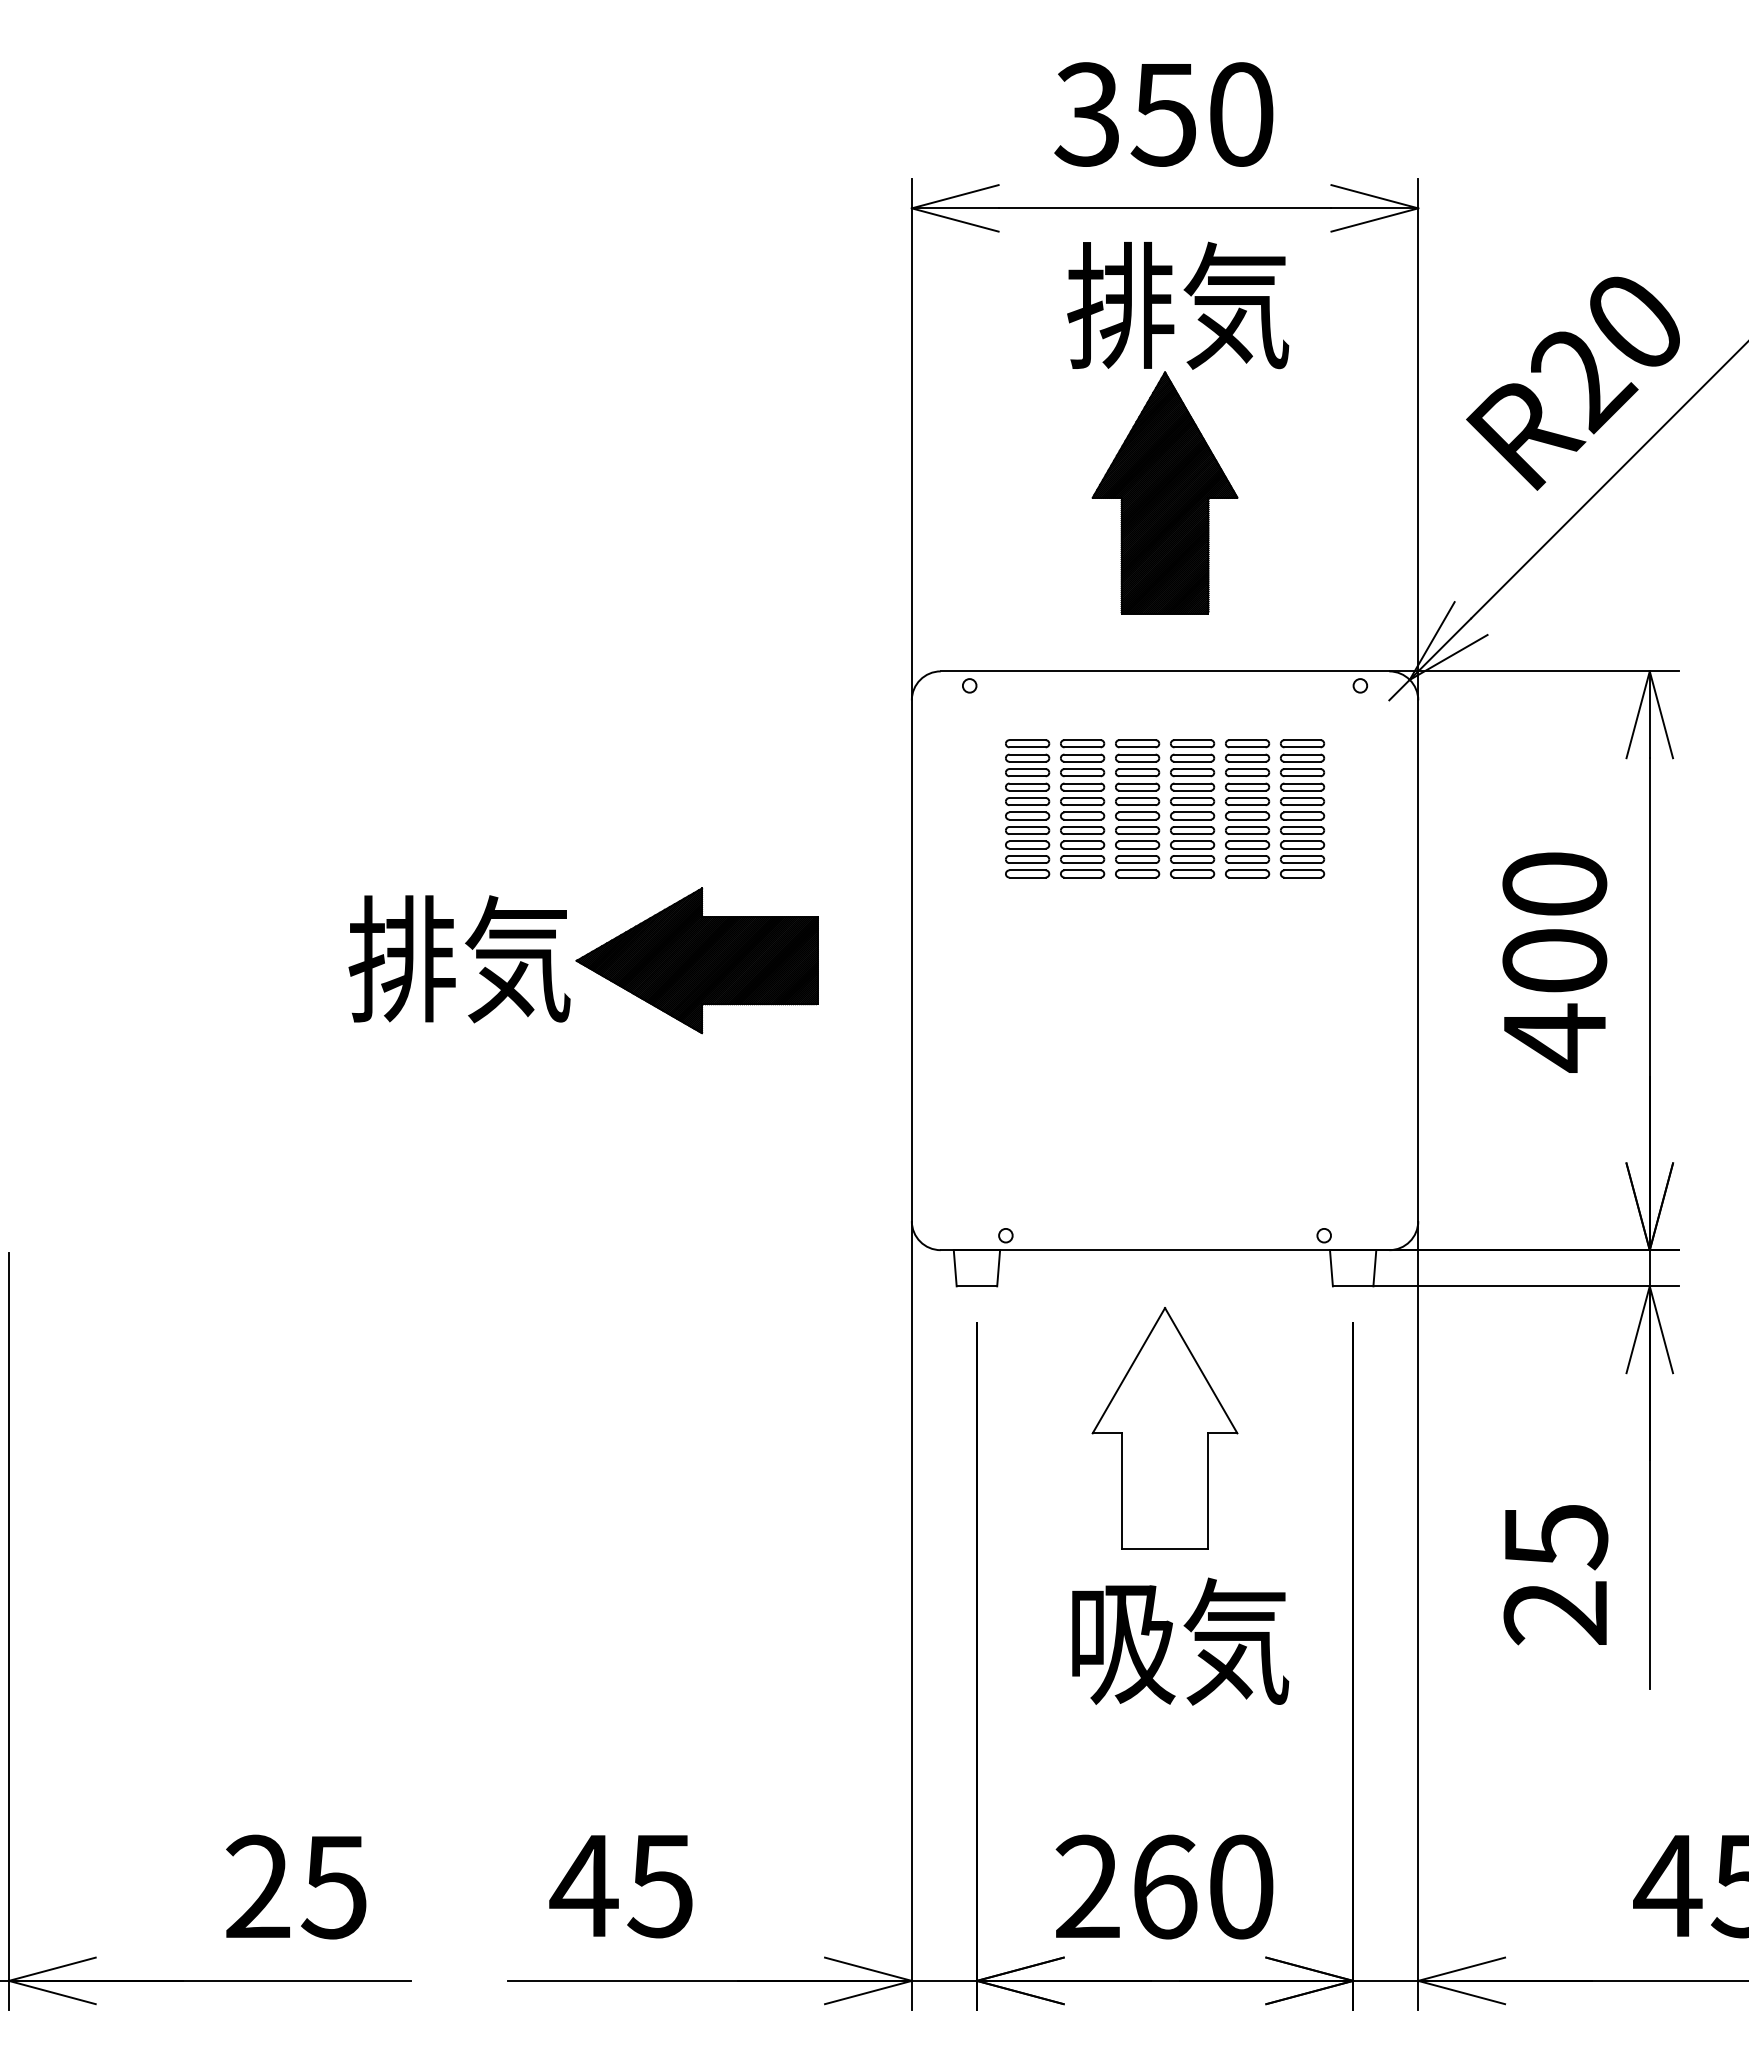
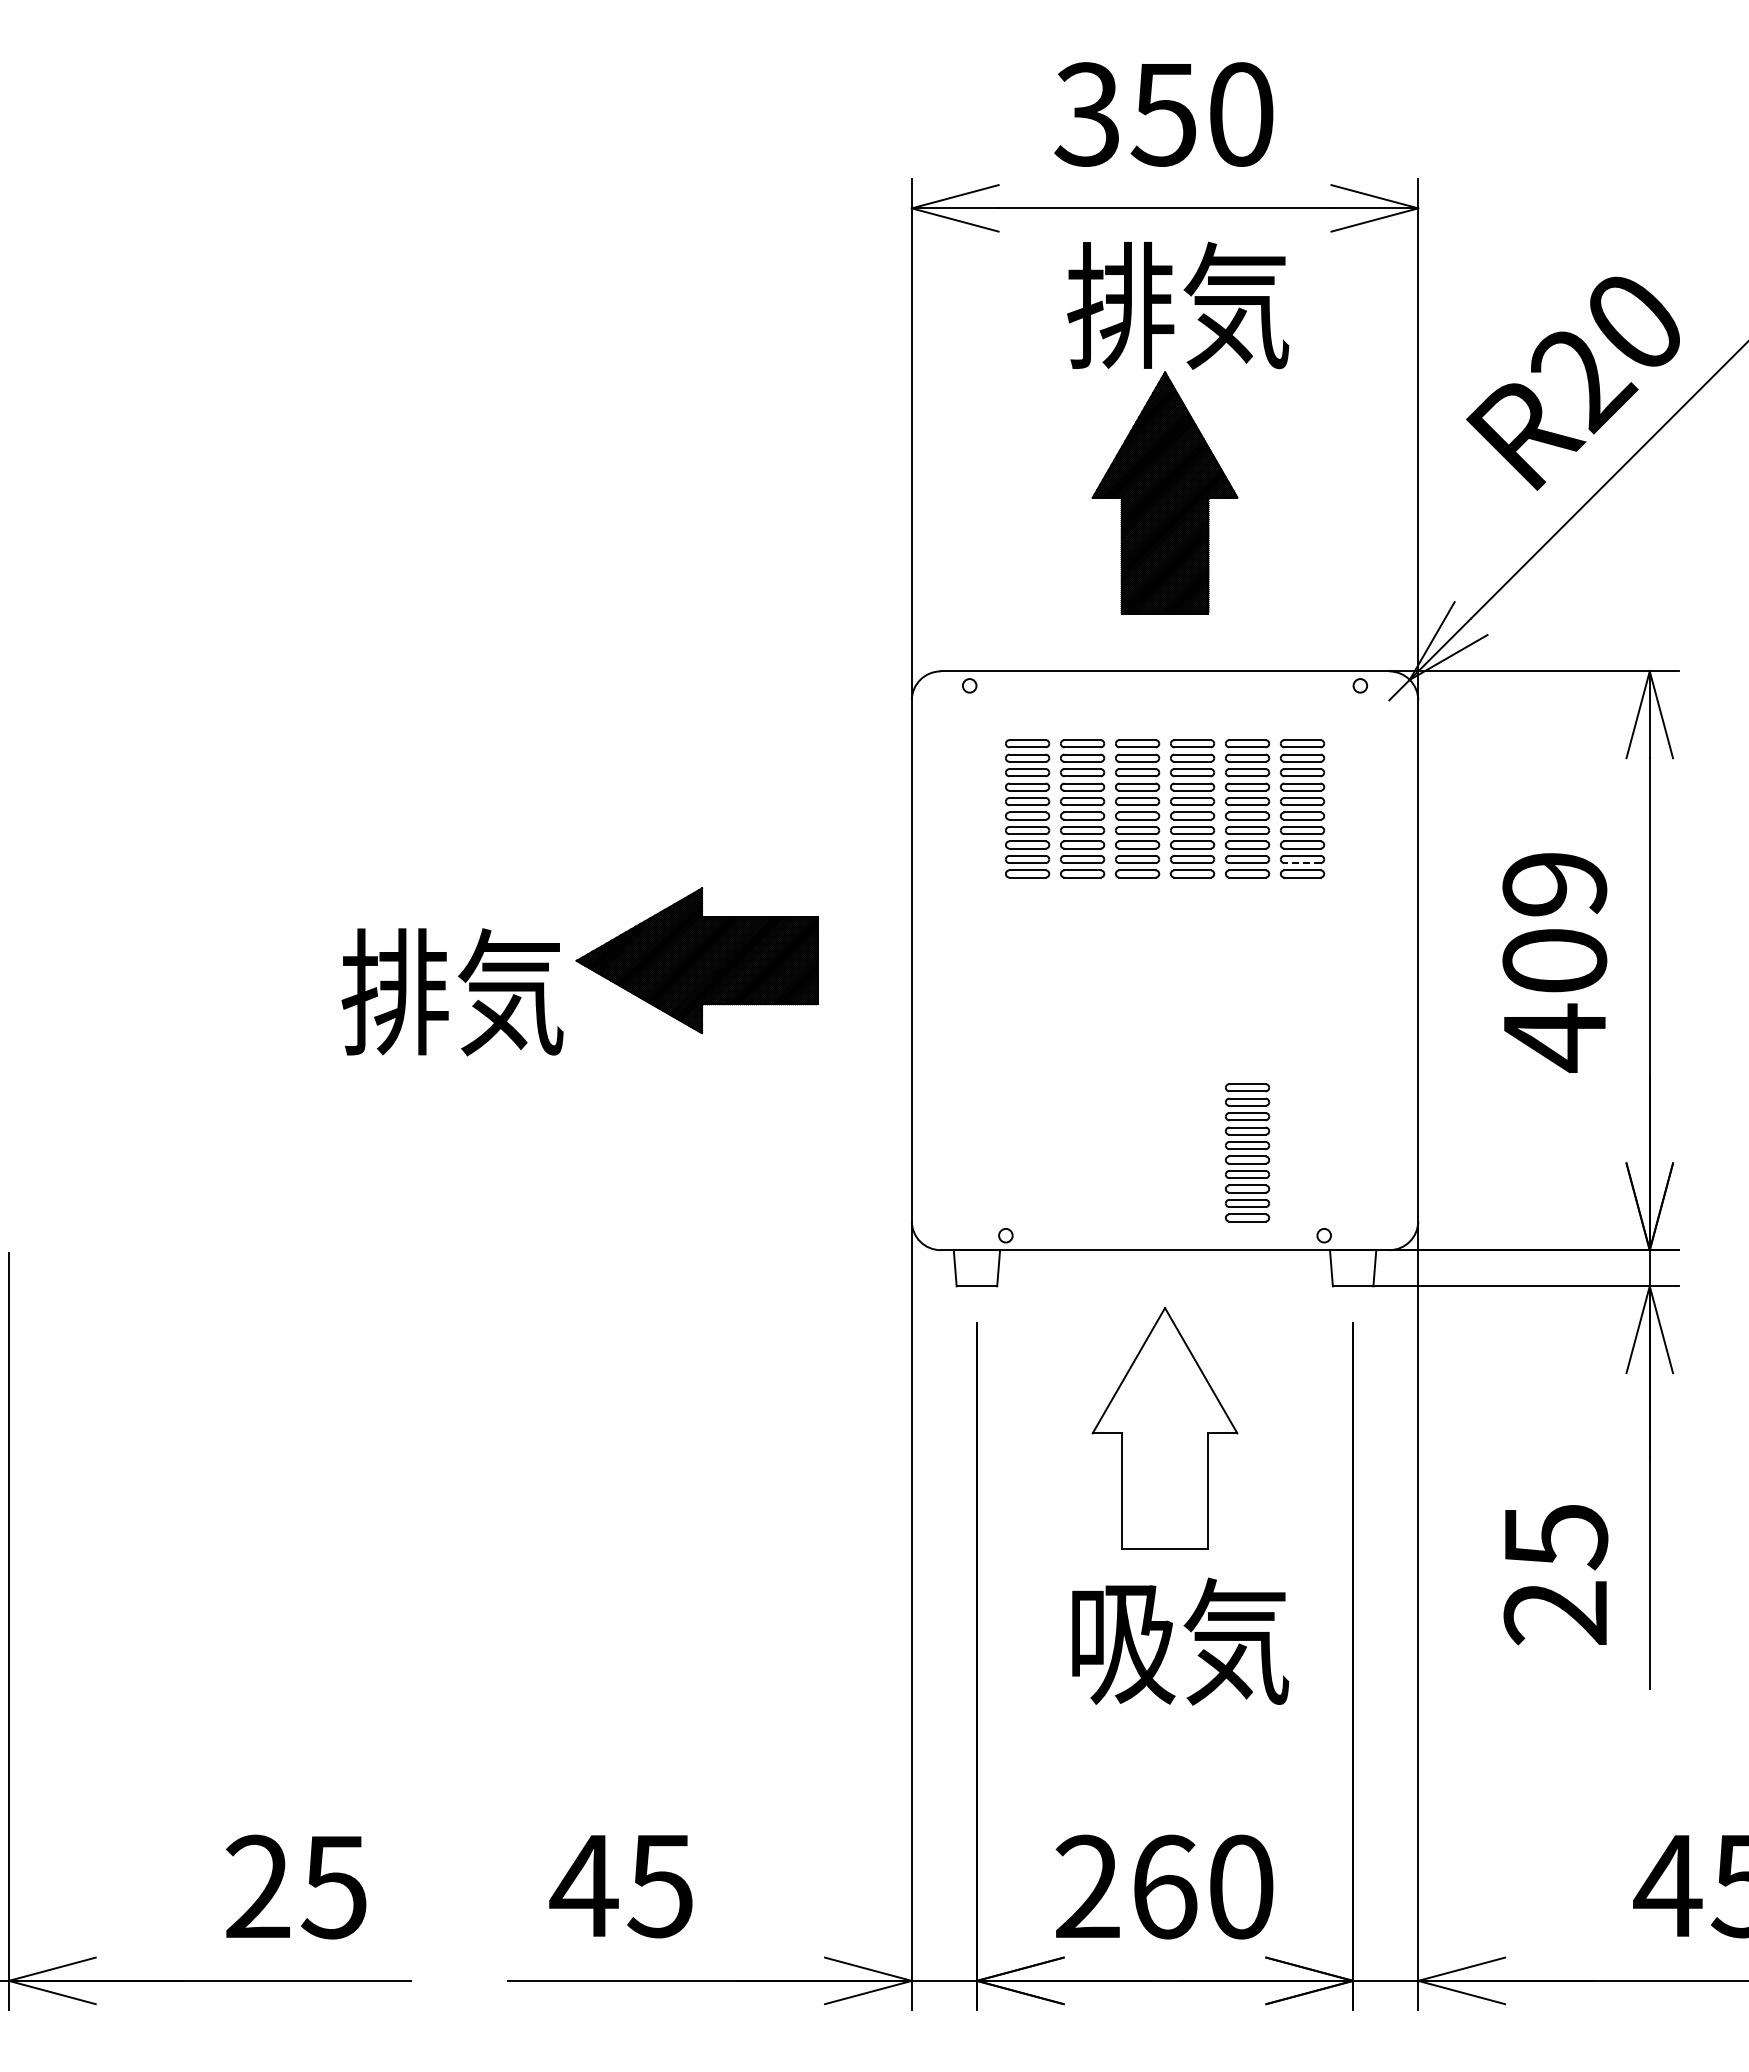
line: solid -> dashed (1302, 863)
text: 400 -> 409 (1554, 884)
text position: (459, 959) -> (452, 992) (452, 992)
part: none -> present (1247, 1152)
